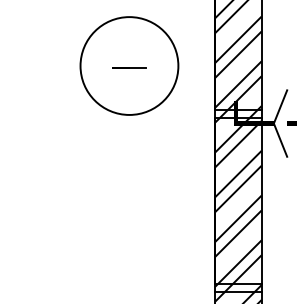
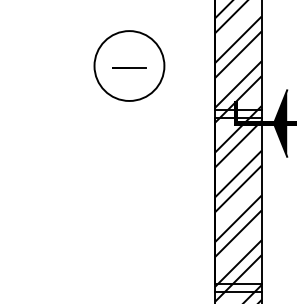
circle diameter: 98 px -> 70 px (129, 65)
fill: none -> present (280, 123)
